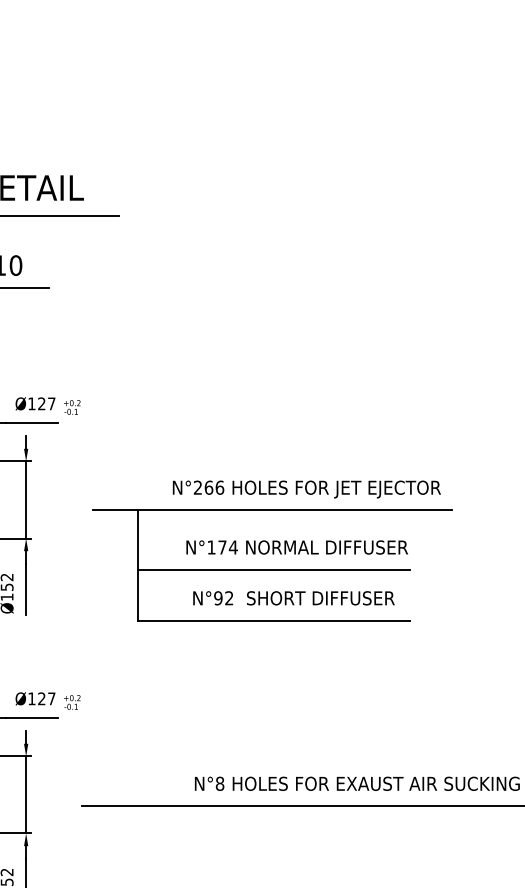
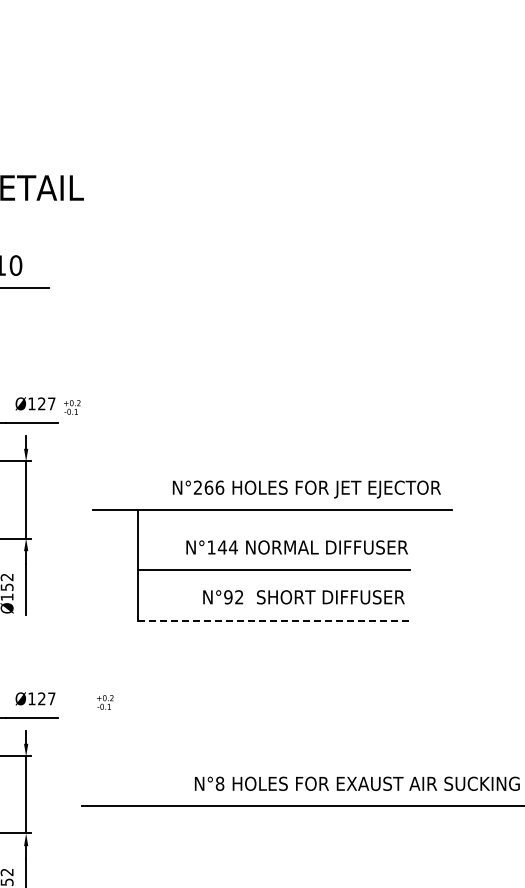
line: present -> none (60, 216)
text: N°174 -> N°144 (222, 547)
text position: (293, 598) -> (303, 597) (303, 597)
line: solid -> dashed (274, 620)
text position: (72, 702) -> (105, 702) (105, 702)
